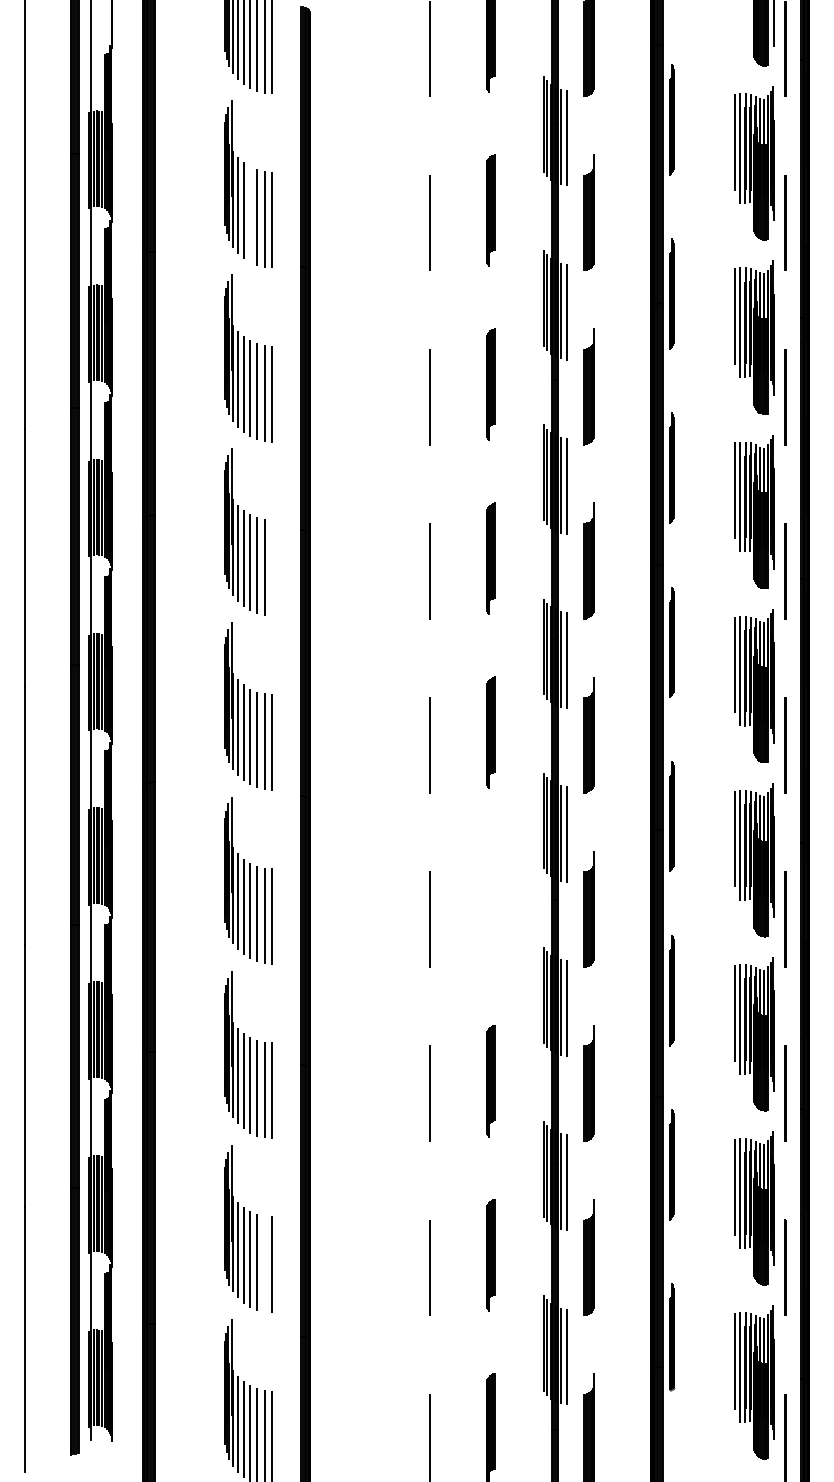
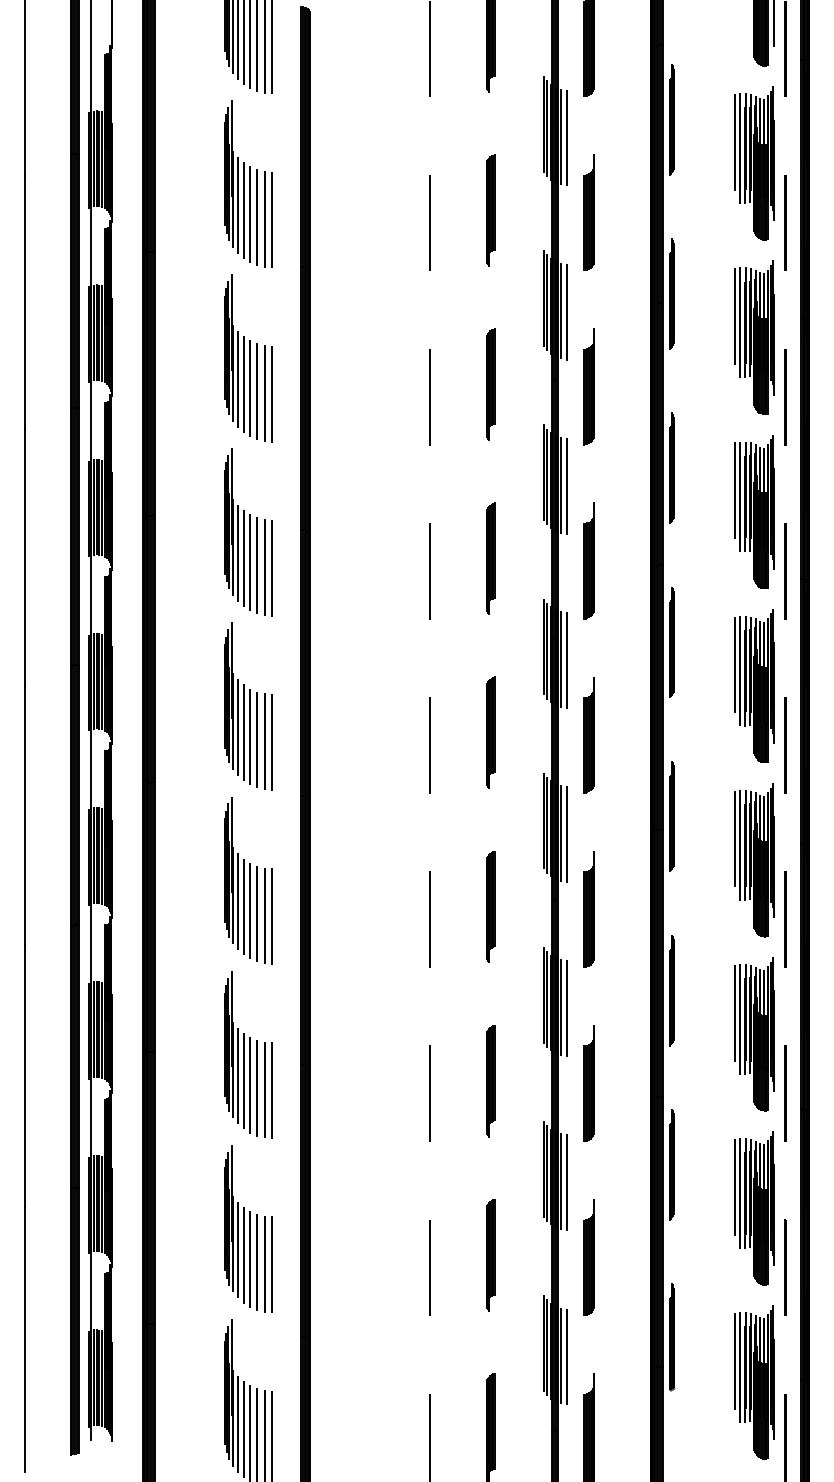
line: none -> present (250, 214)
line: none -> present (272, 567)
part: none -> present (490, 906)
line: none -> present (264, 1263)
